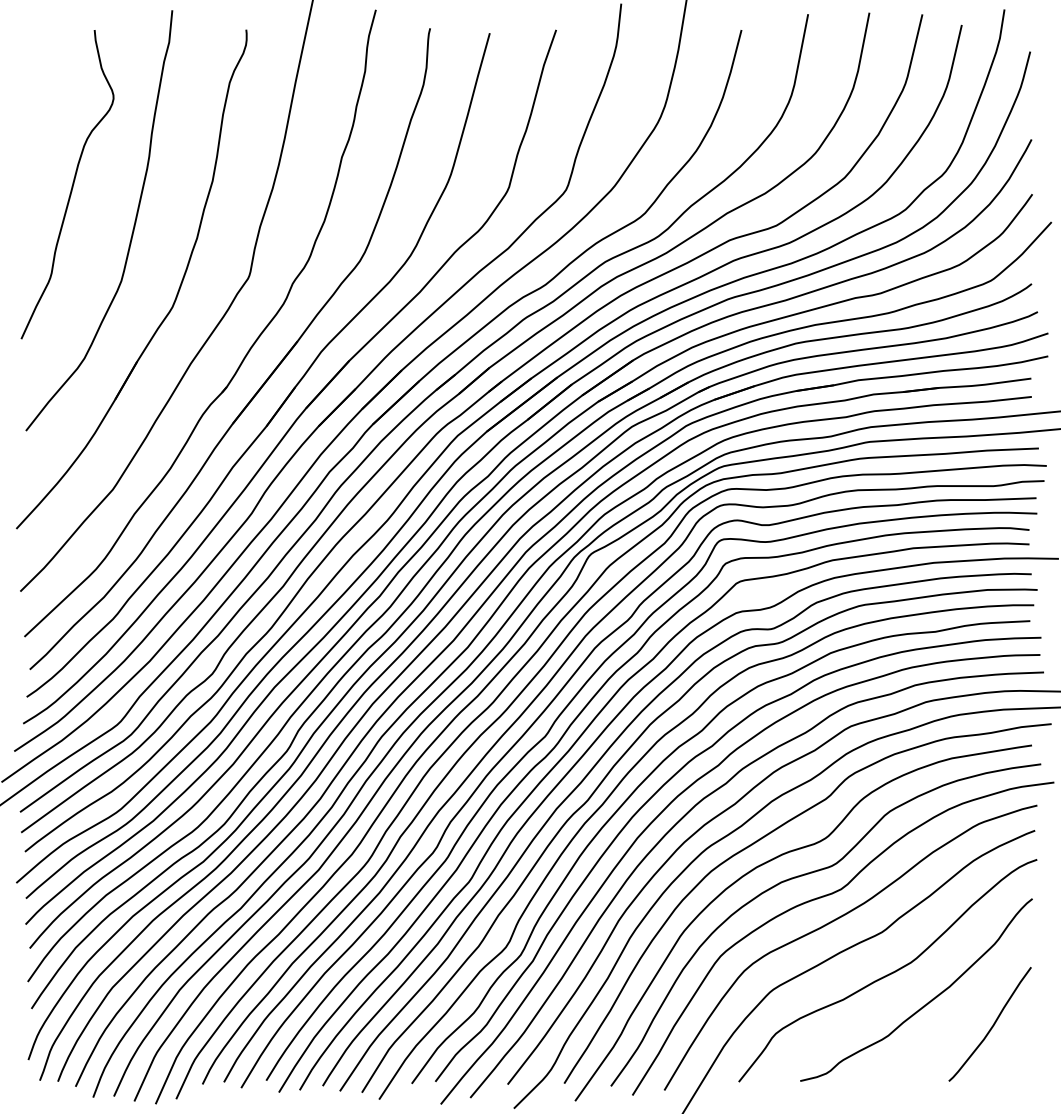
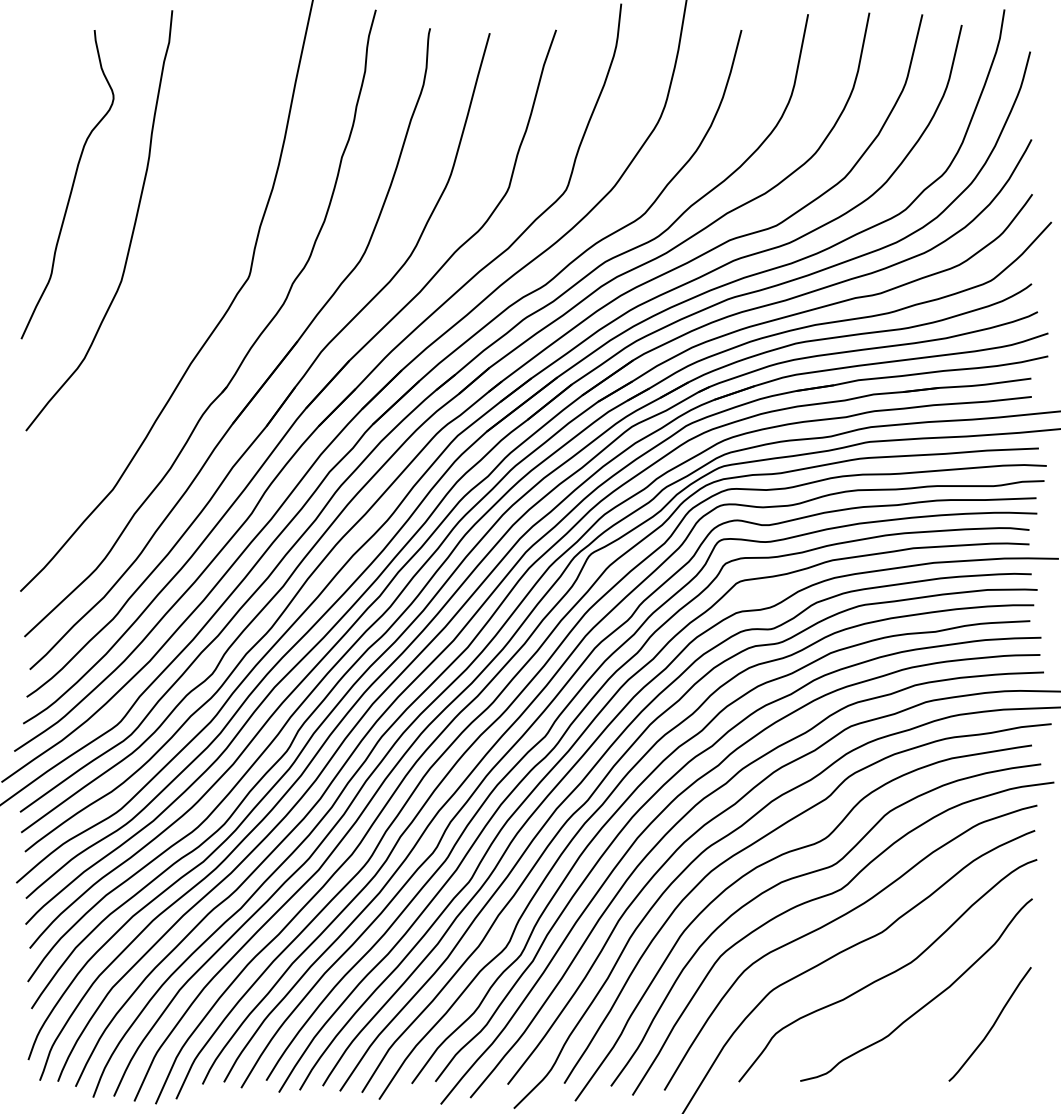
part: present -> none (175, 296)
